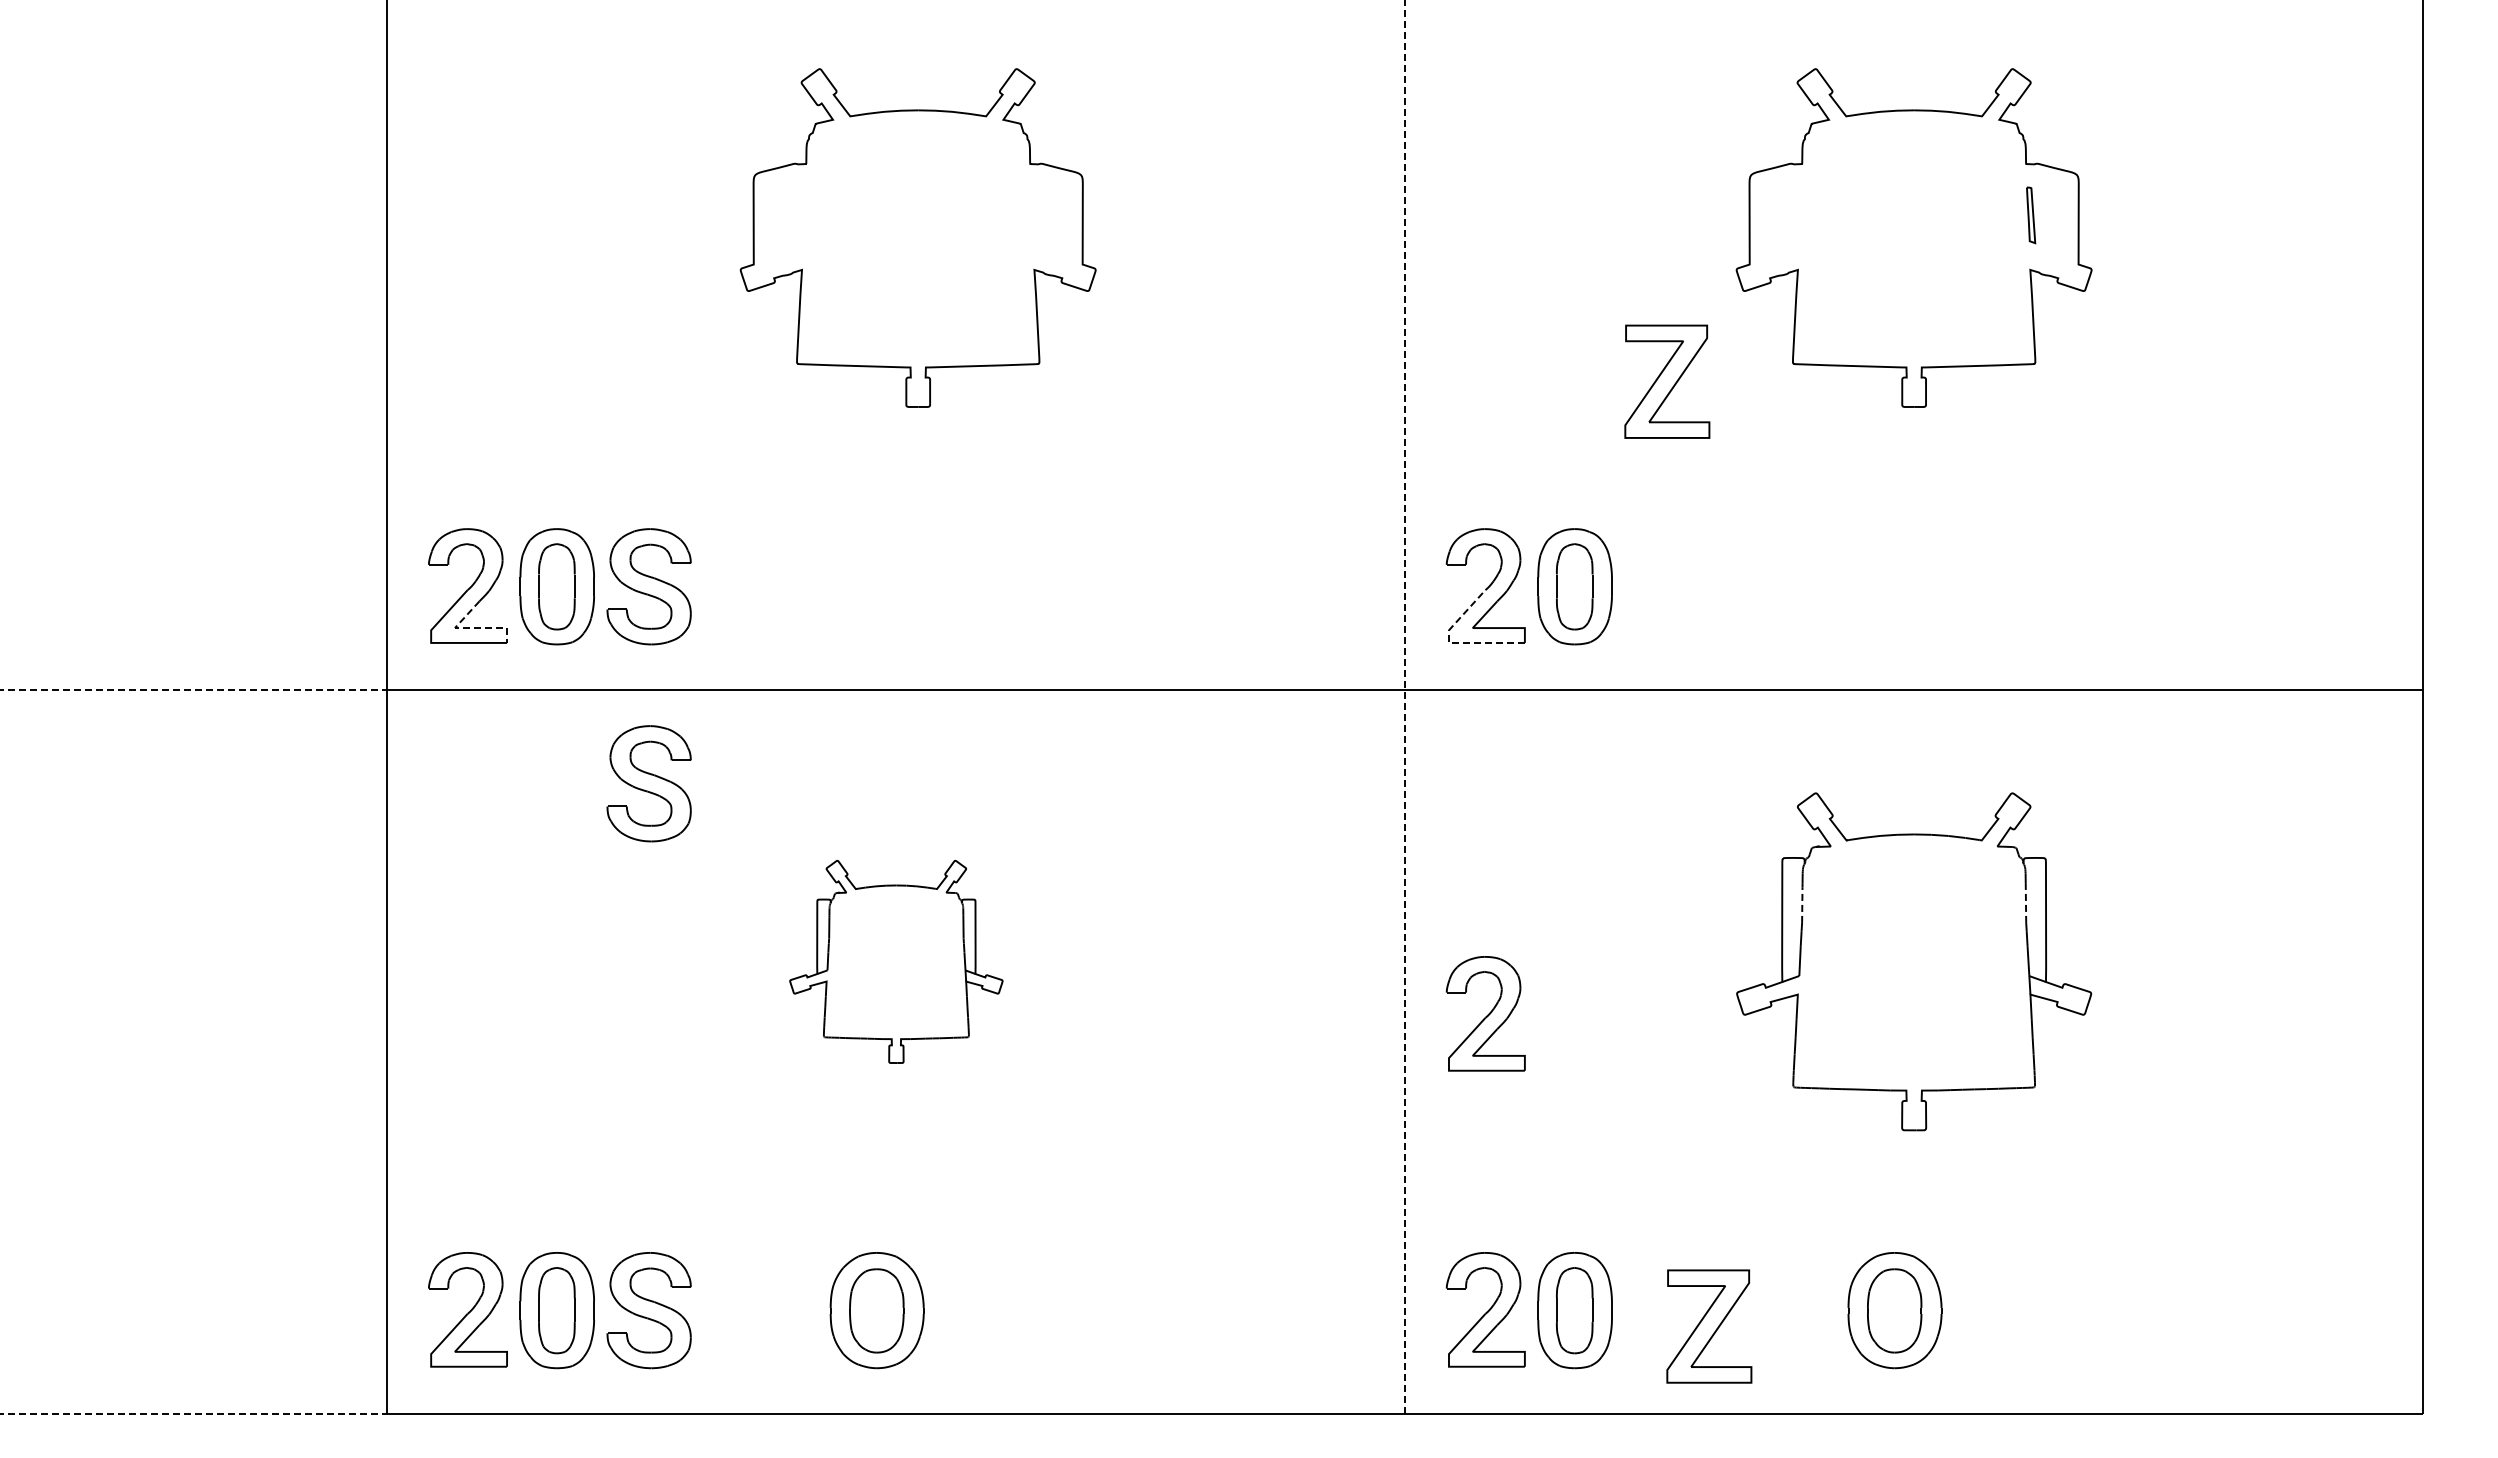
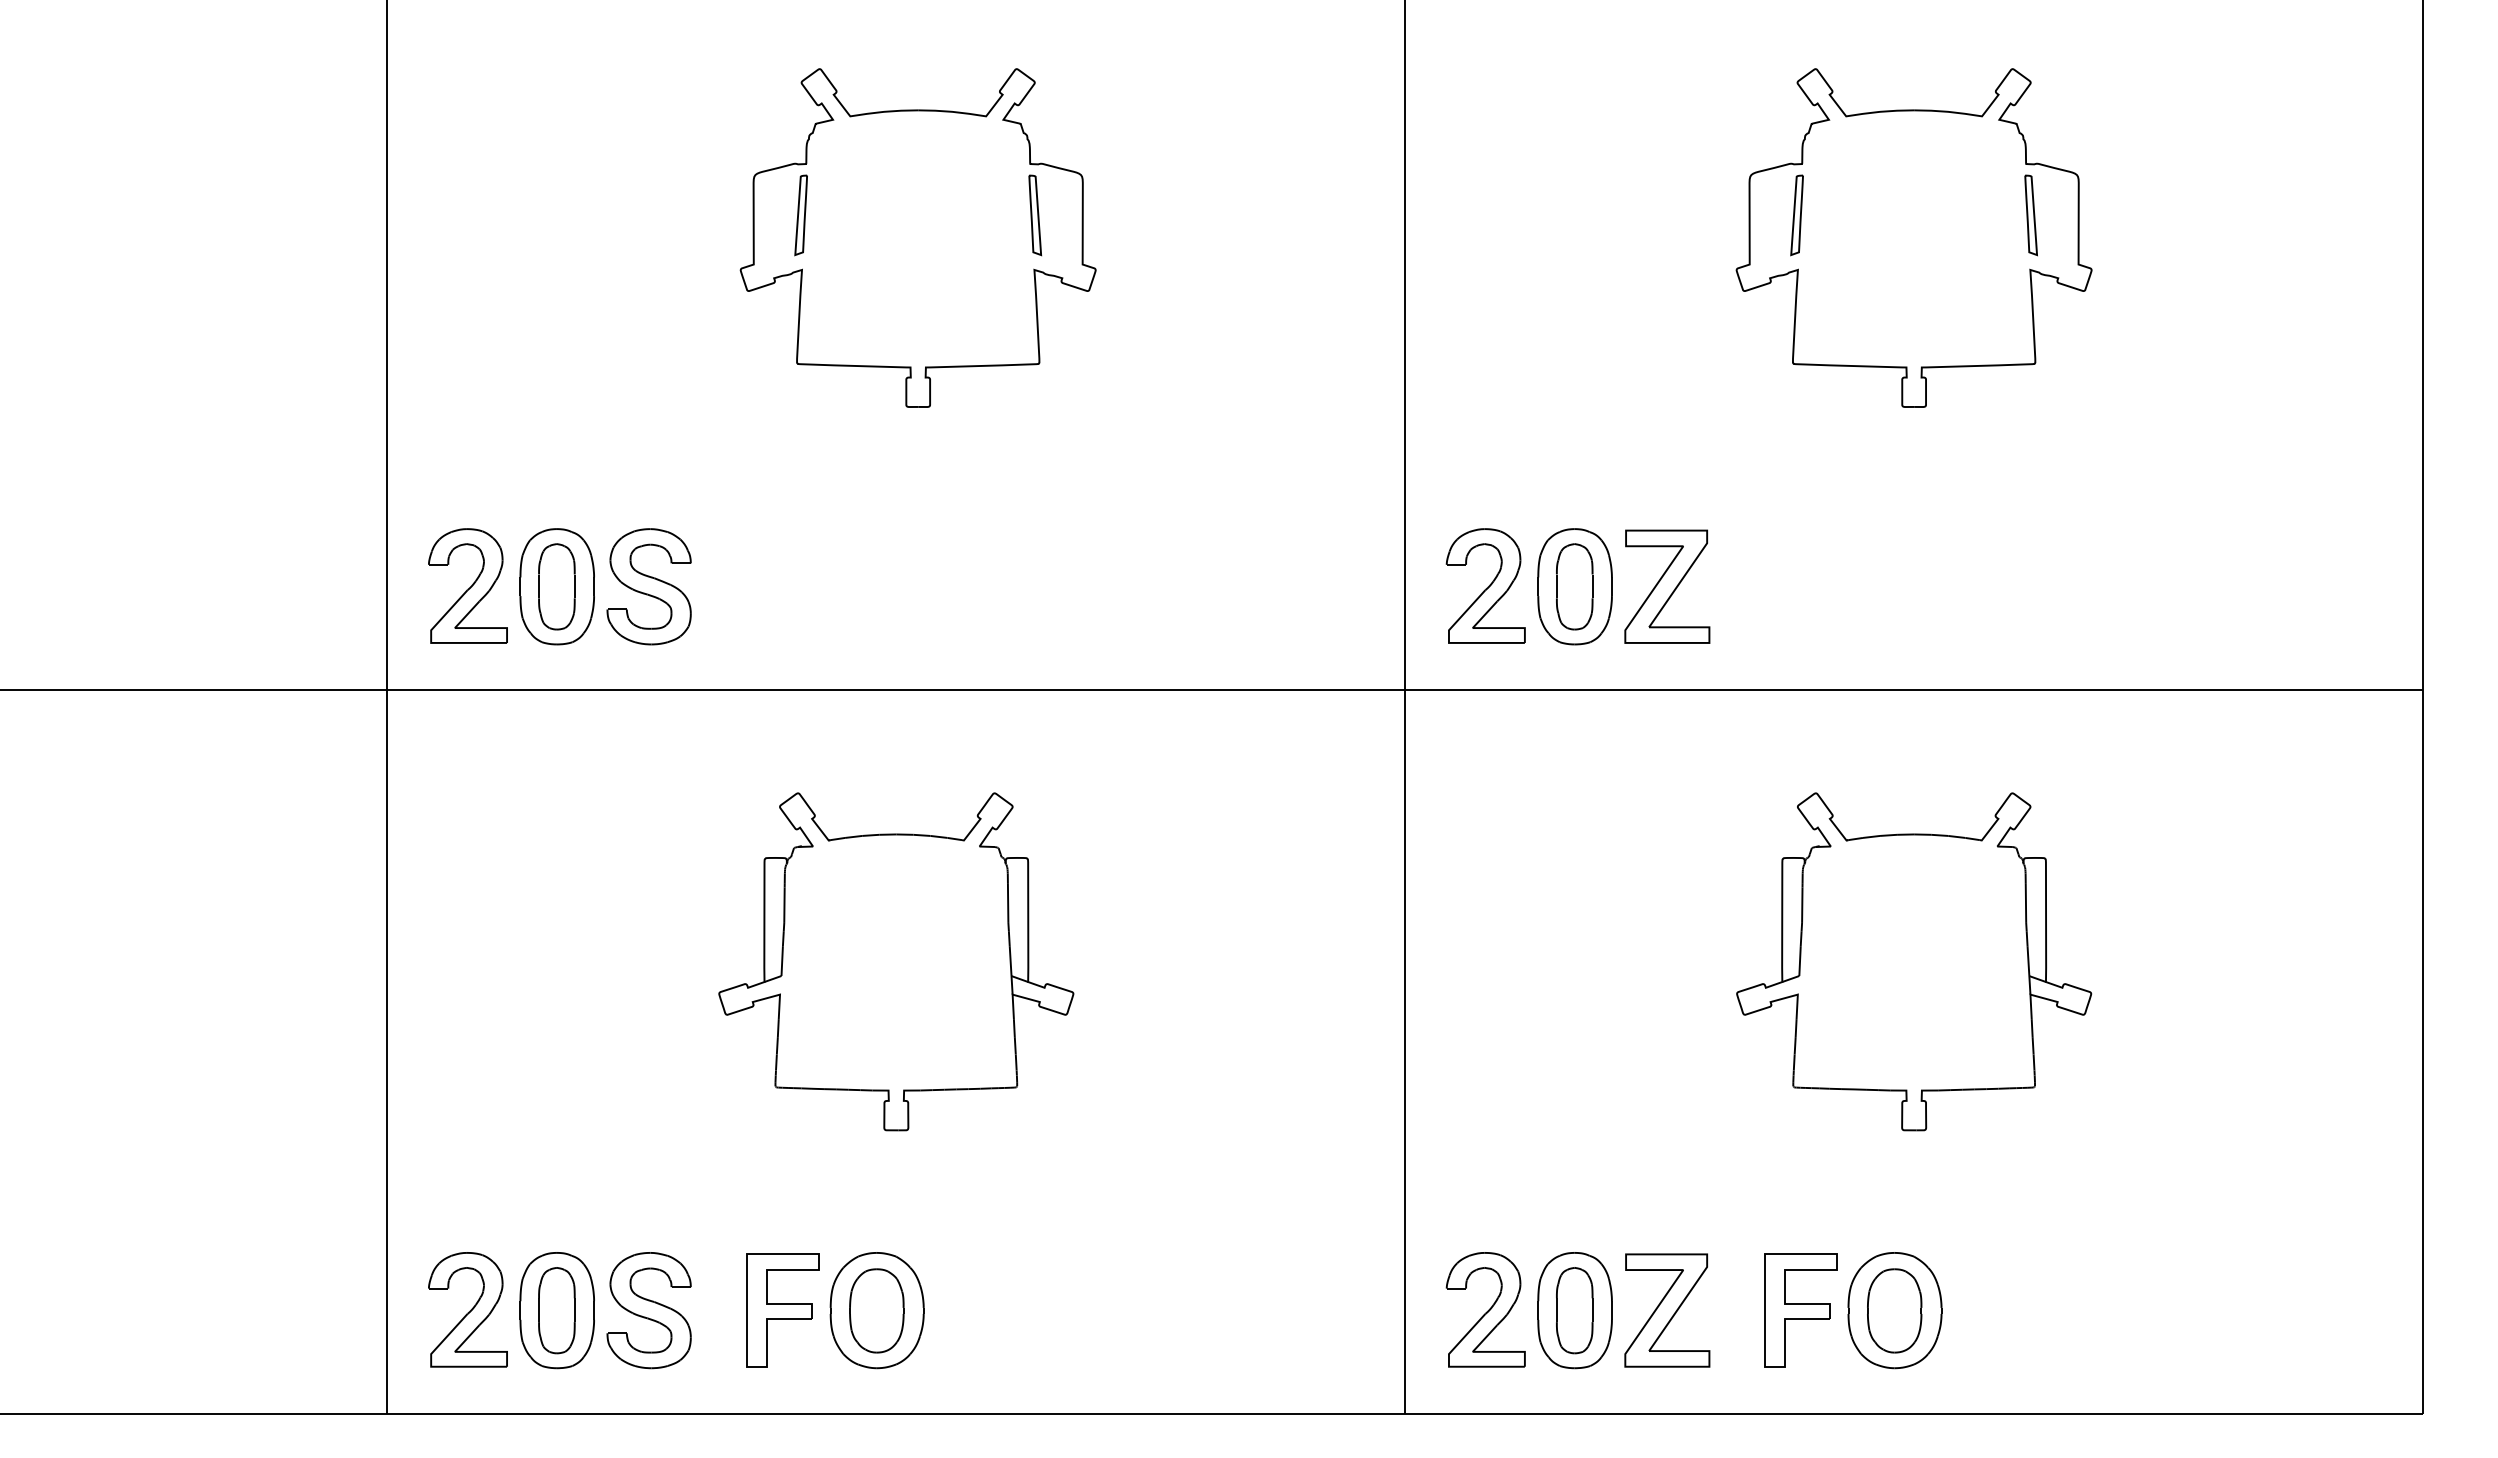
part: none -> present (800, 215)
part: none -> present (1035, 215)
part: none -> present (1796, 215)
part size: 11x59 px -> 14x83 px (2030, 215)
part position: (1667, 381) -> (1667, 586) (1667, 586)
line: dashed -> solid (470, 628)
line: dashed -> solid (1451, 642)
line: dashed -> solid (194, 690)
line: dashed -> solid (1405, 707)
part: present -> none (648, 783)
line: dashed -> solid (2025, 903)
line: dashed -> solid (1802, 905)
part size: 215x205 px -> 357x340 px (896, 961)
part: present -> none (1485, 1013)
part: none -> present (782, 1310)
part: none -> present (1800, 1310)
part position: (1709, 1326) -> (1667, 1310) (1667, 1310)
line: dashed -> solid (194, 1414)
